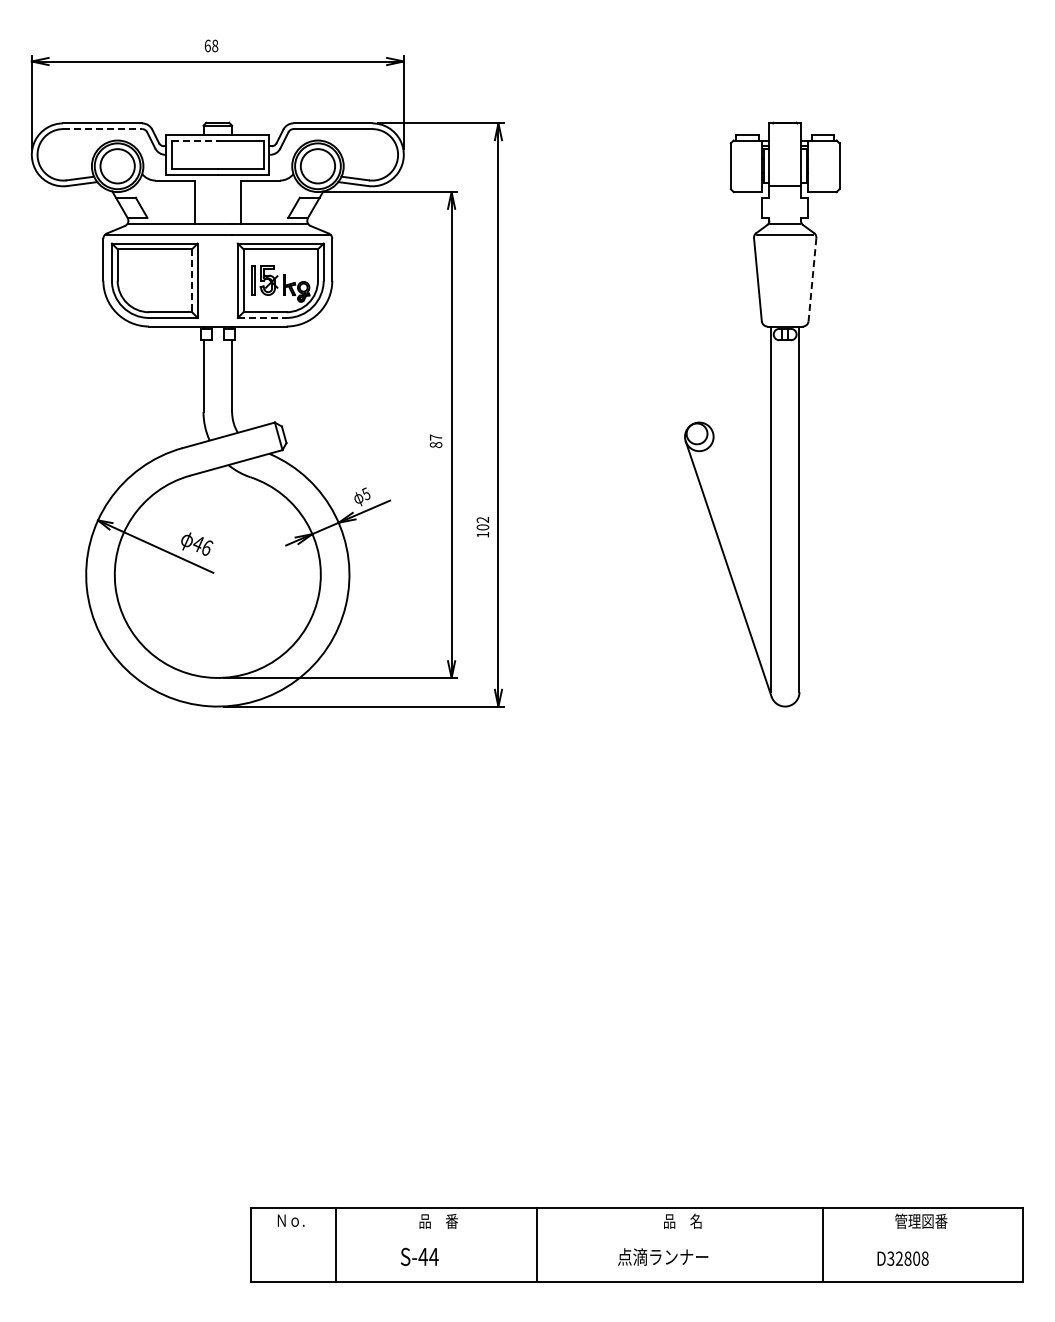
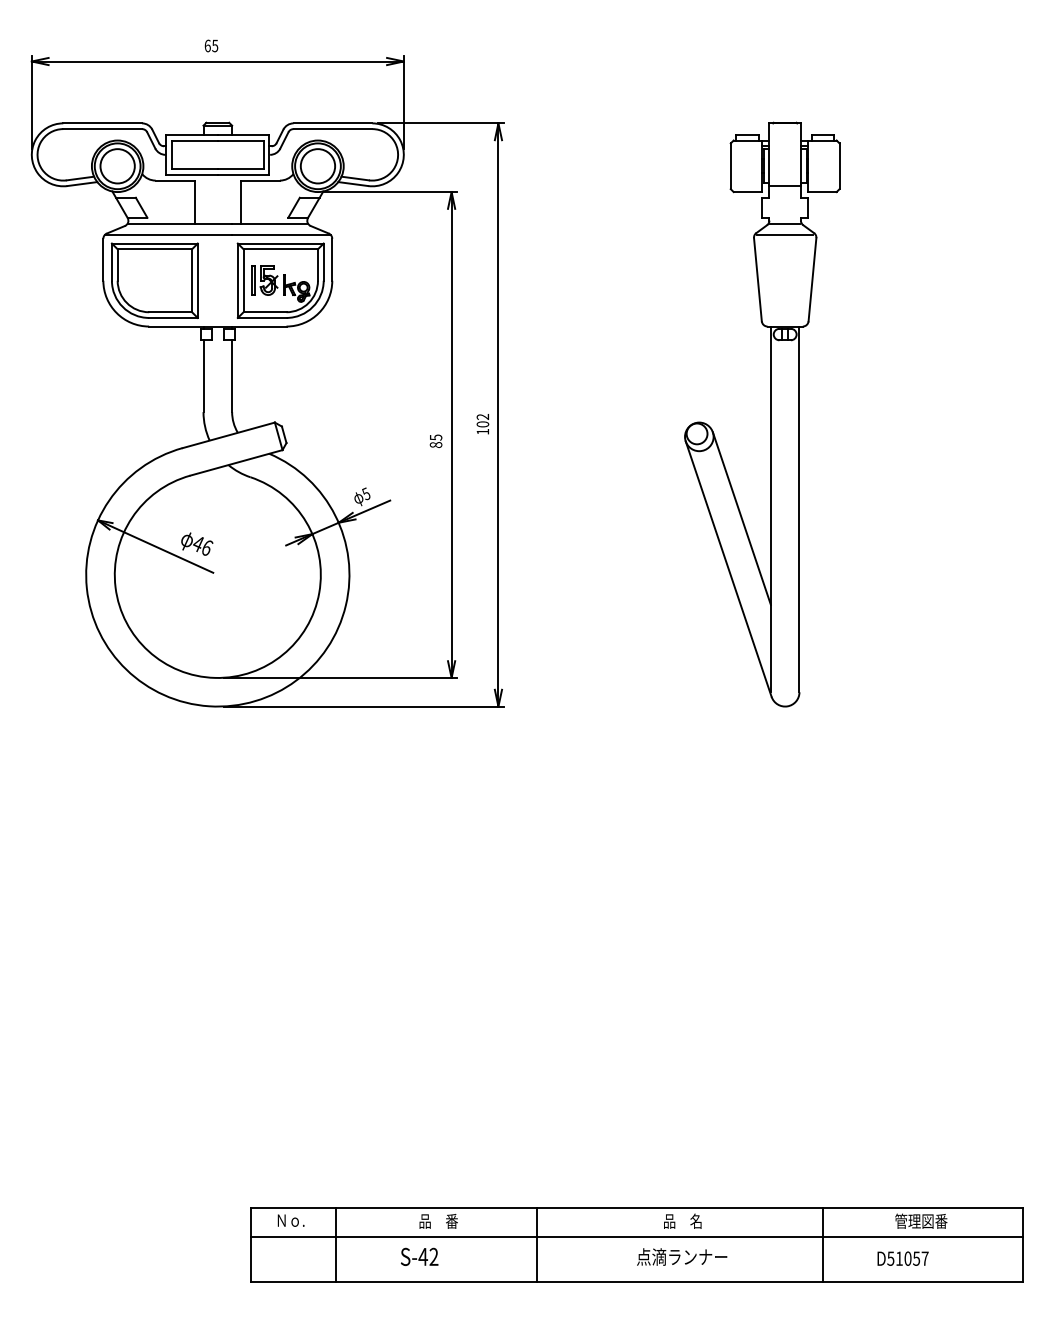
text: 68 -> 65 (215, 45)
line: dashed -> solid (103, 129)
line: dashed -> solid (194, 140)
line: dashed -> solid (812, 279)
line: dashed -> solid (192, 281)
line: dashed -> solid (262, 317)
text: 87 -> 85 (436, 437)
line: none -> present (741, 518)
text position: (482, 527) -> (482, 424) (482, 424)
line: none -> present (636, 1236)
text: S-44 -> S-42 (433, 1256)
text position: (663, 1256) -> (682, 1256) (682, 1256)
text: D32808 -> D51057 (907, 1258)
